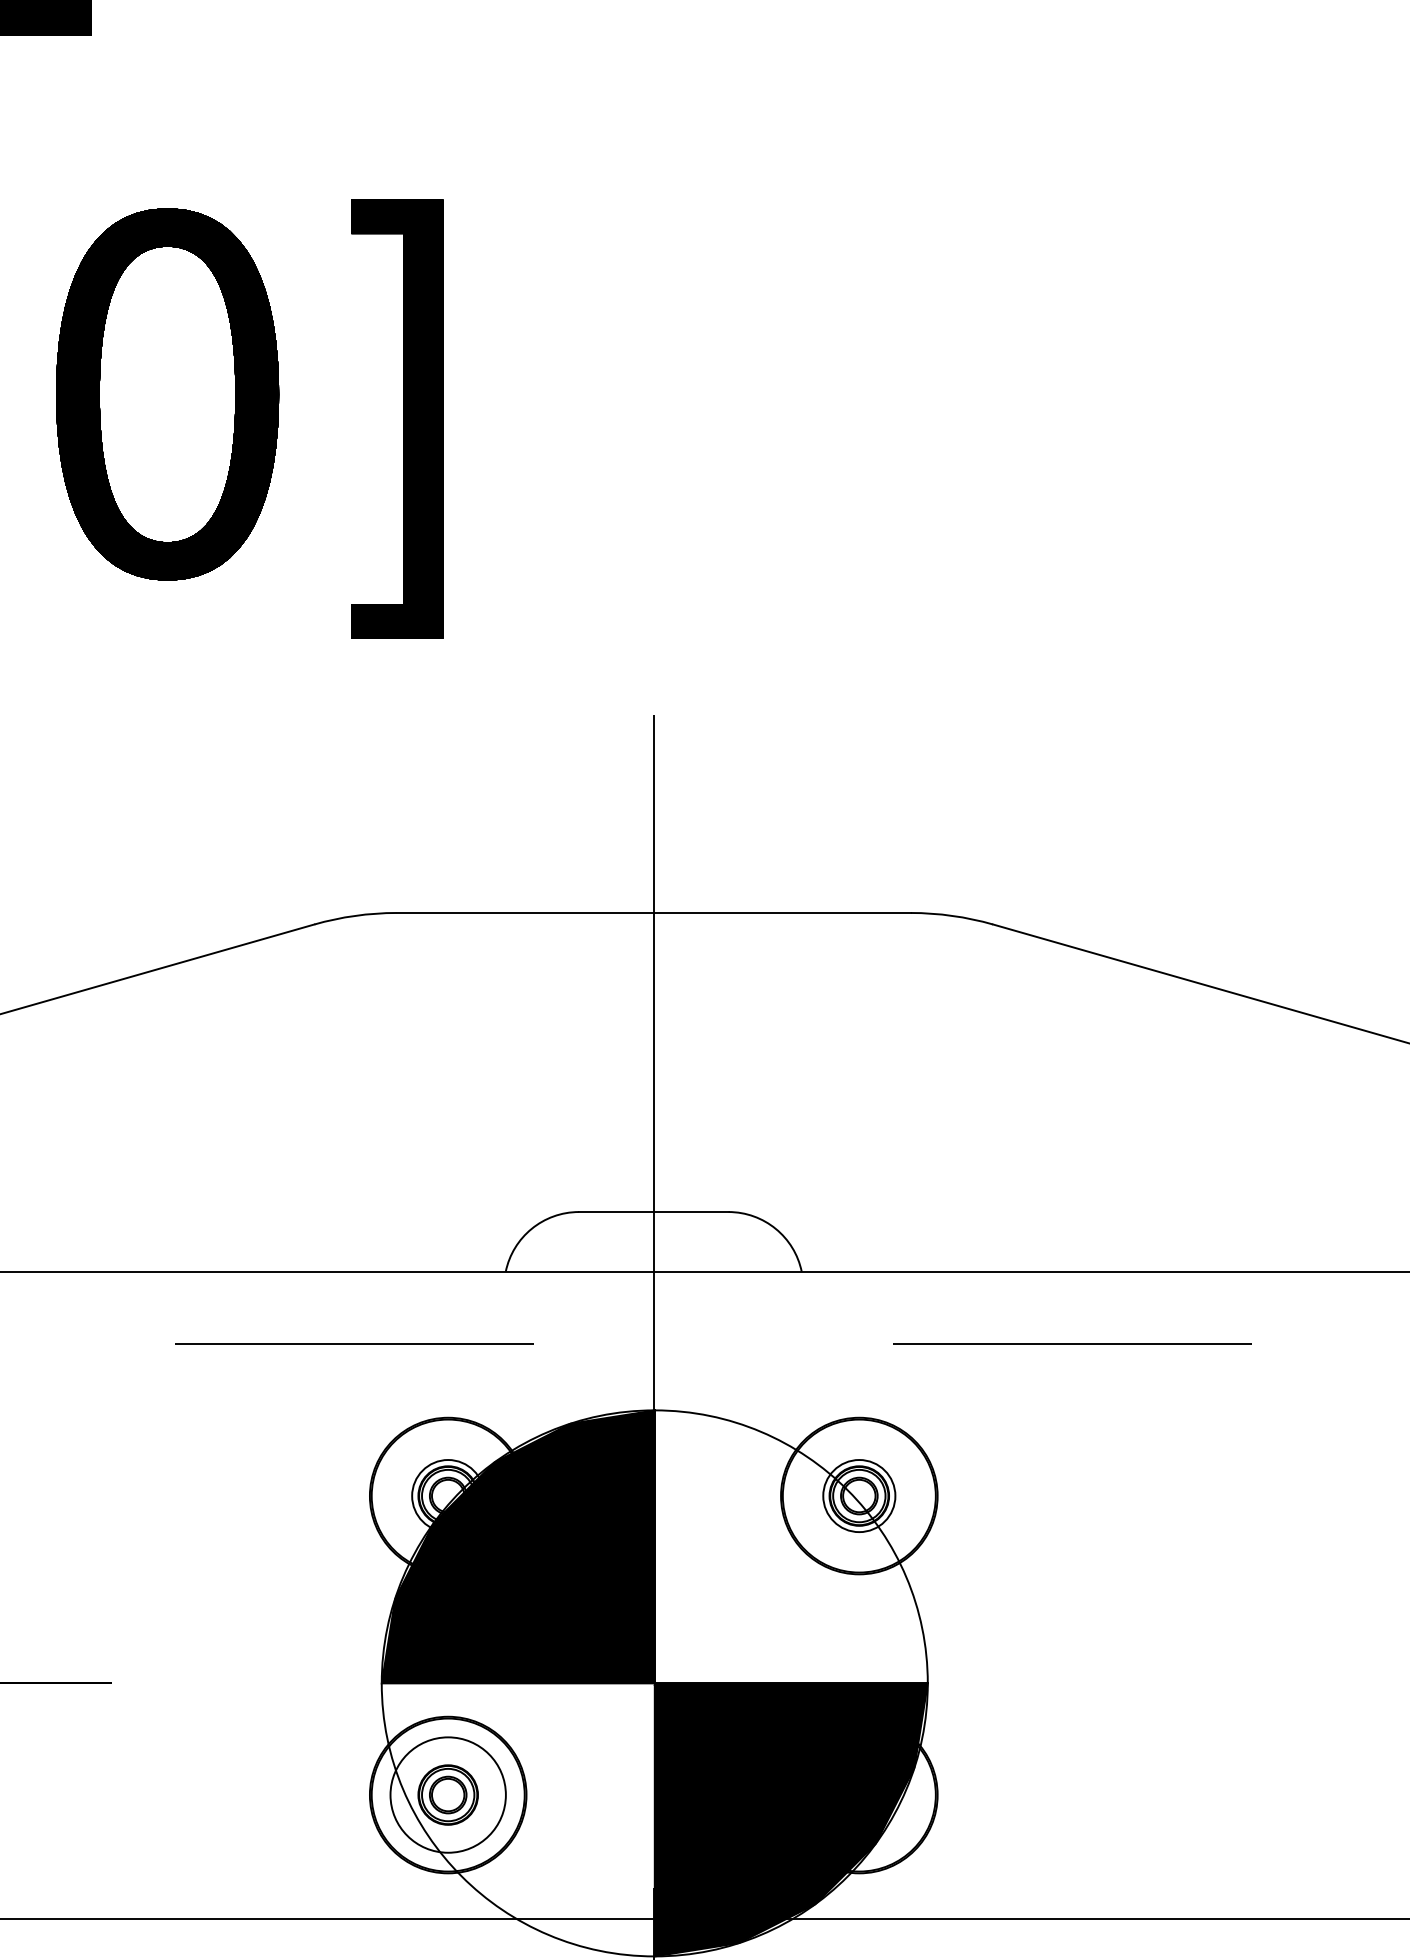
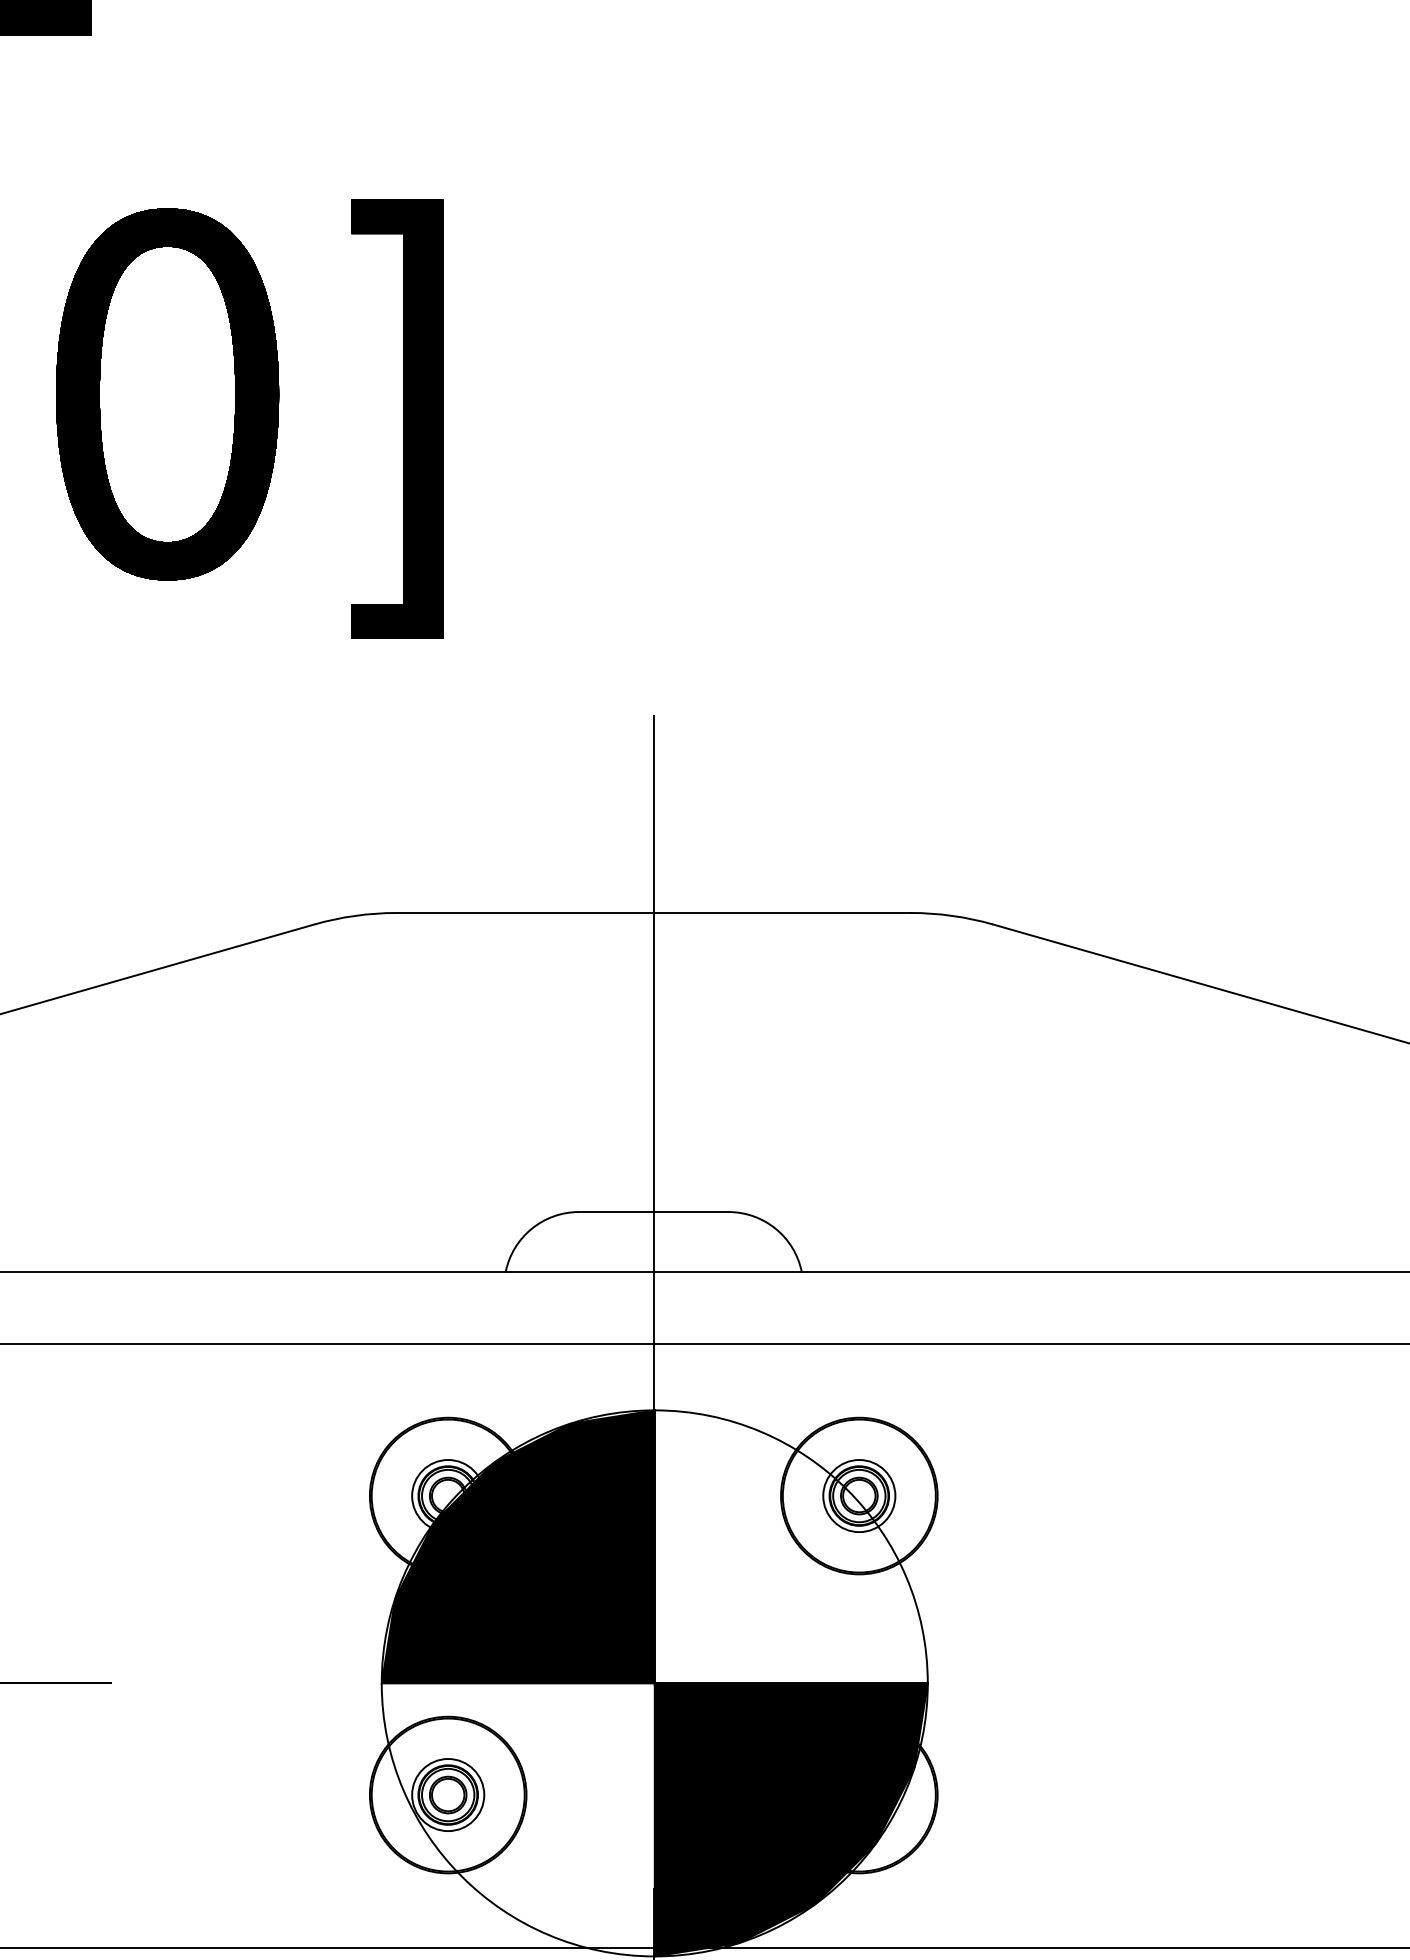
line: dashed -> solid (704, 1343)
circle diameter: 115 px -> 72 px (448, 1795)
line position: (704, 1918) -> (704, 1947) (704, 1947)
